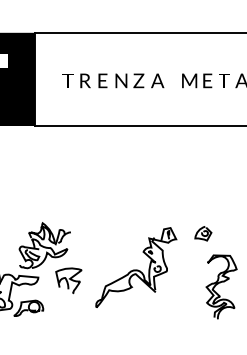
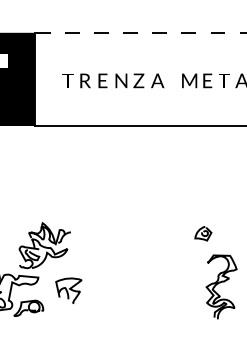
line: solid -> dashed (140, 33)
part: present -> none (136, 267)
part position: (68, 280) -> (68, 290) (68, 290)
